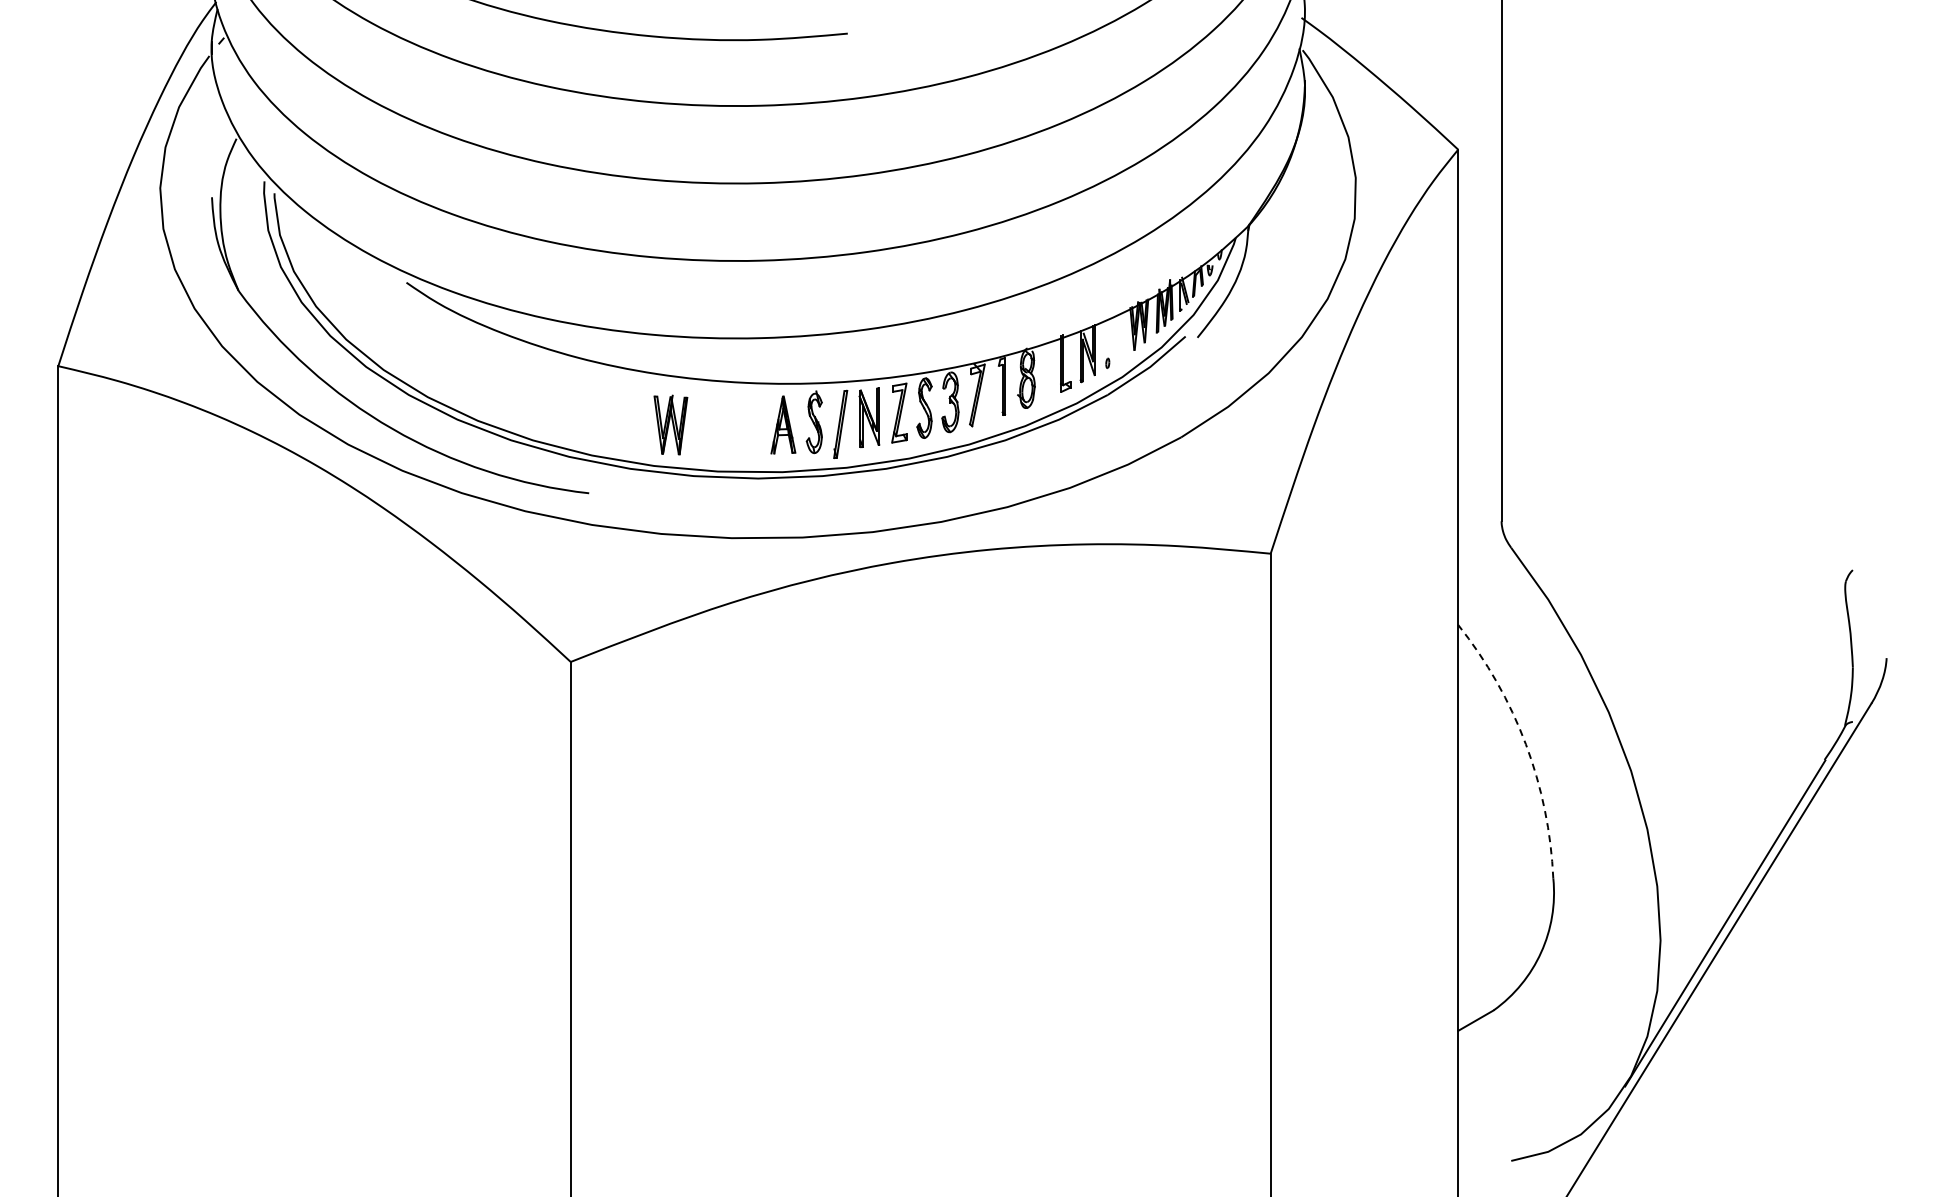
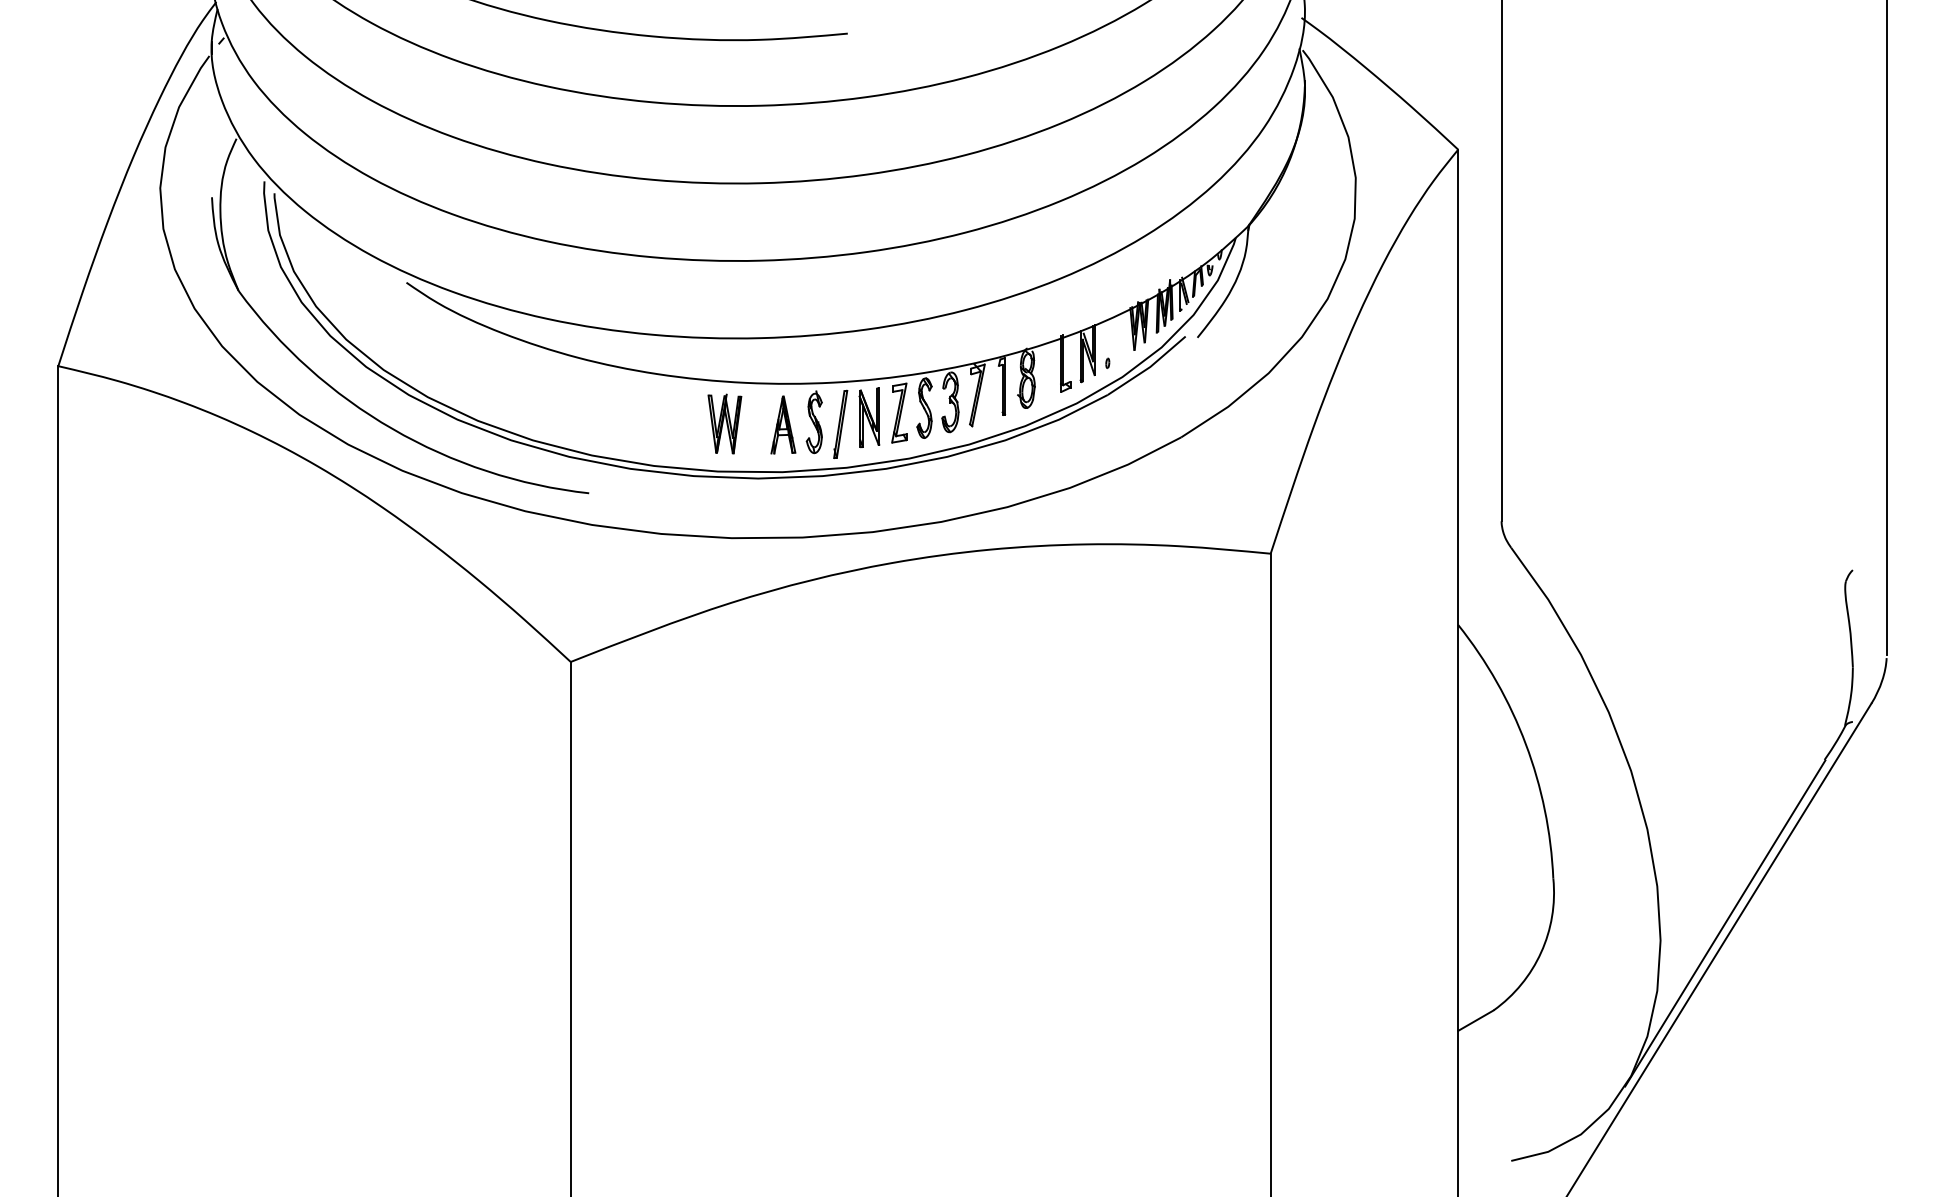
line: none -> present (1886, 328)
part position: (670, 424) -> (724, 423) (724, 423)
arc: dashed -> solid (1525, 744)
